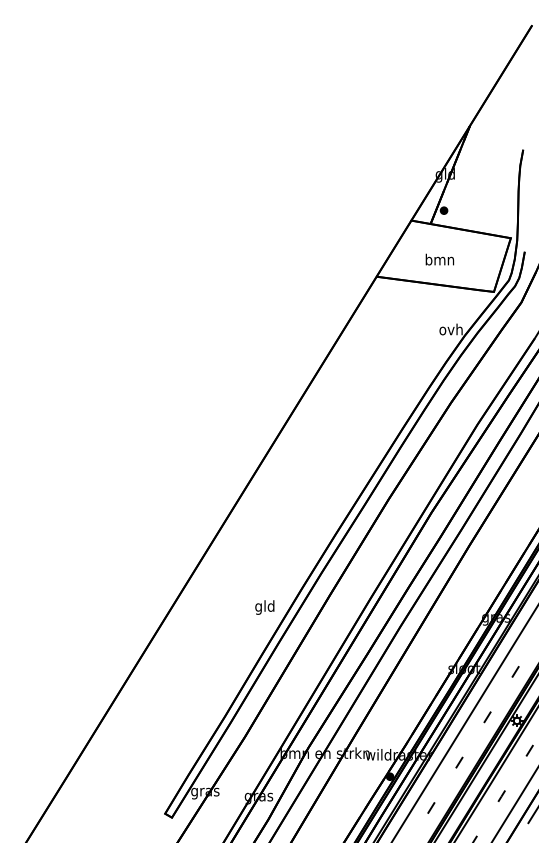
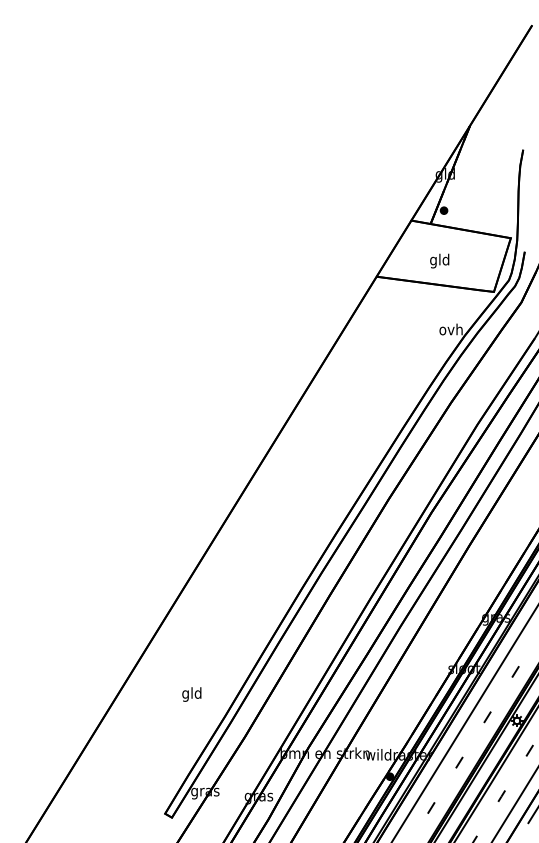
text: bmn -> gld (439, 260)
text position: (264, 607) -> (191, 694) (191, 694)
